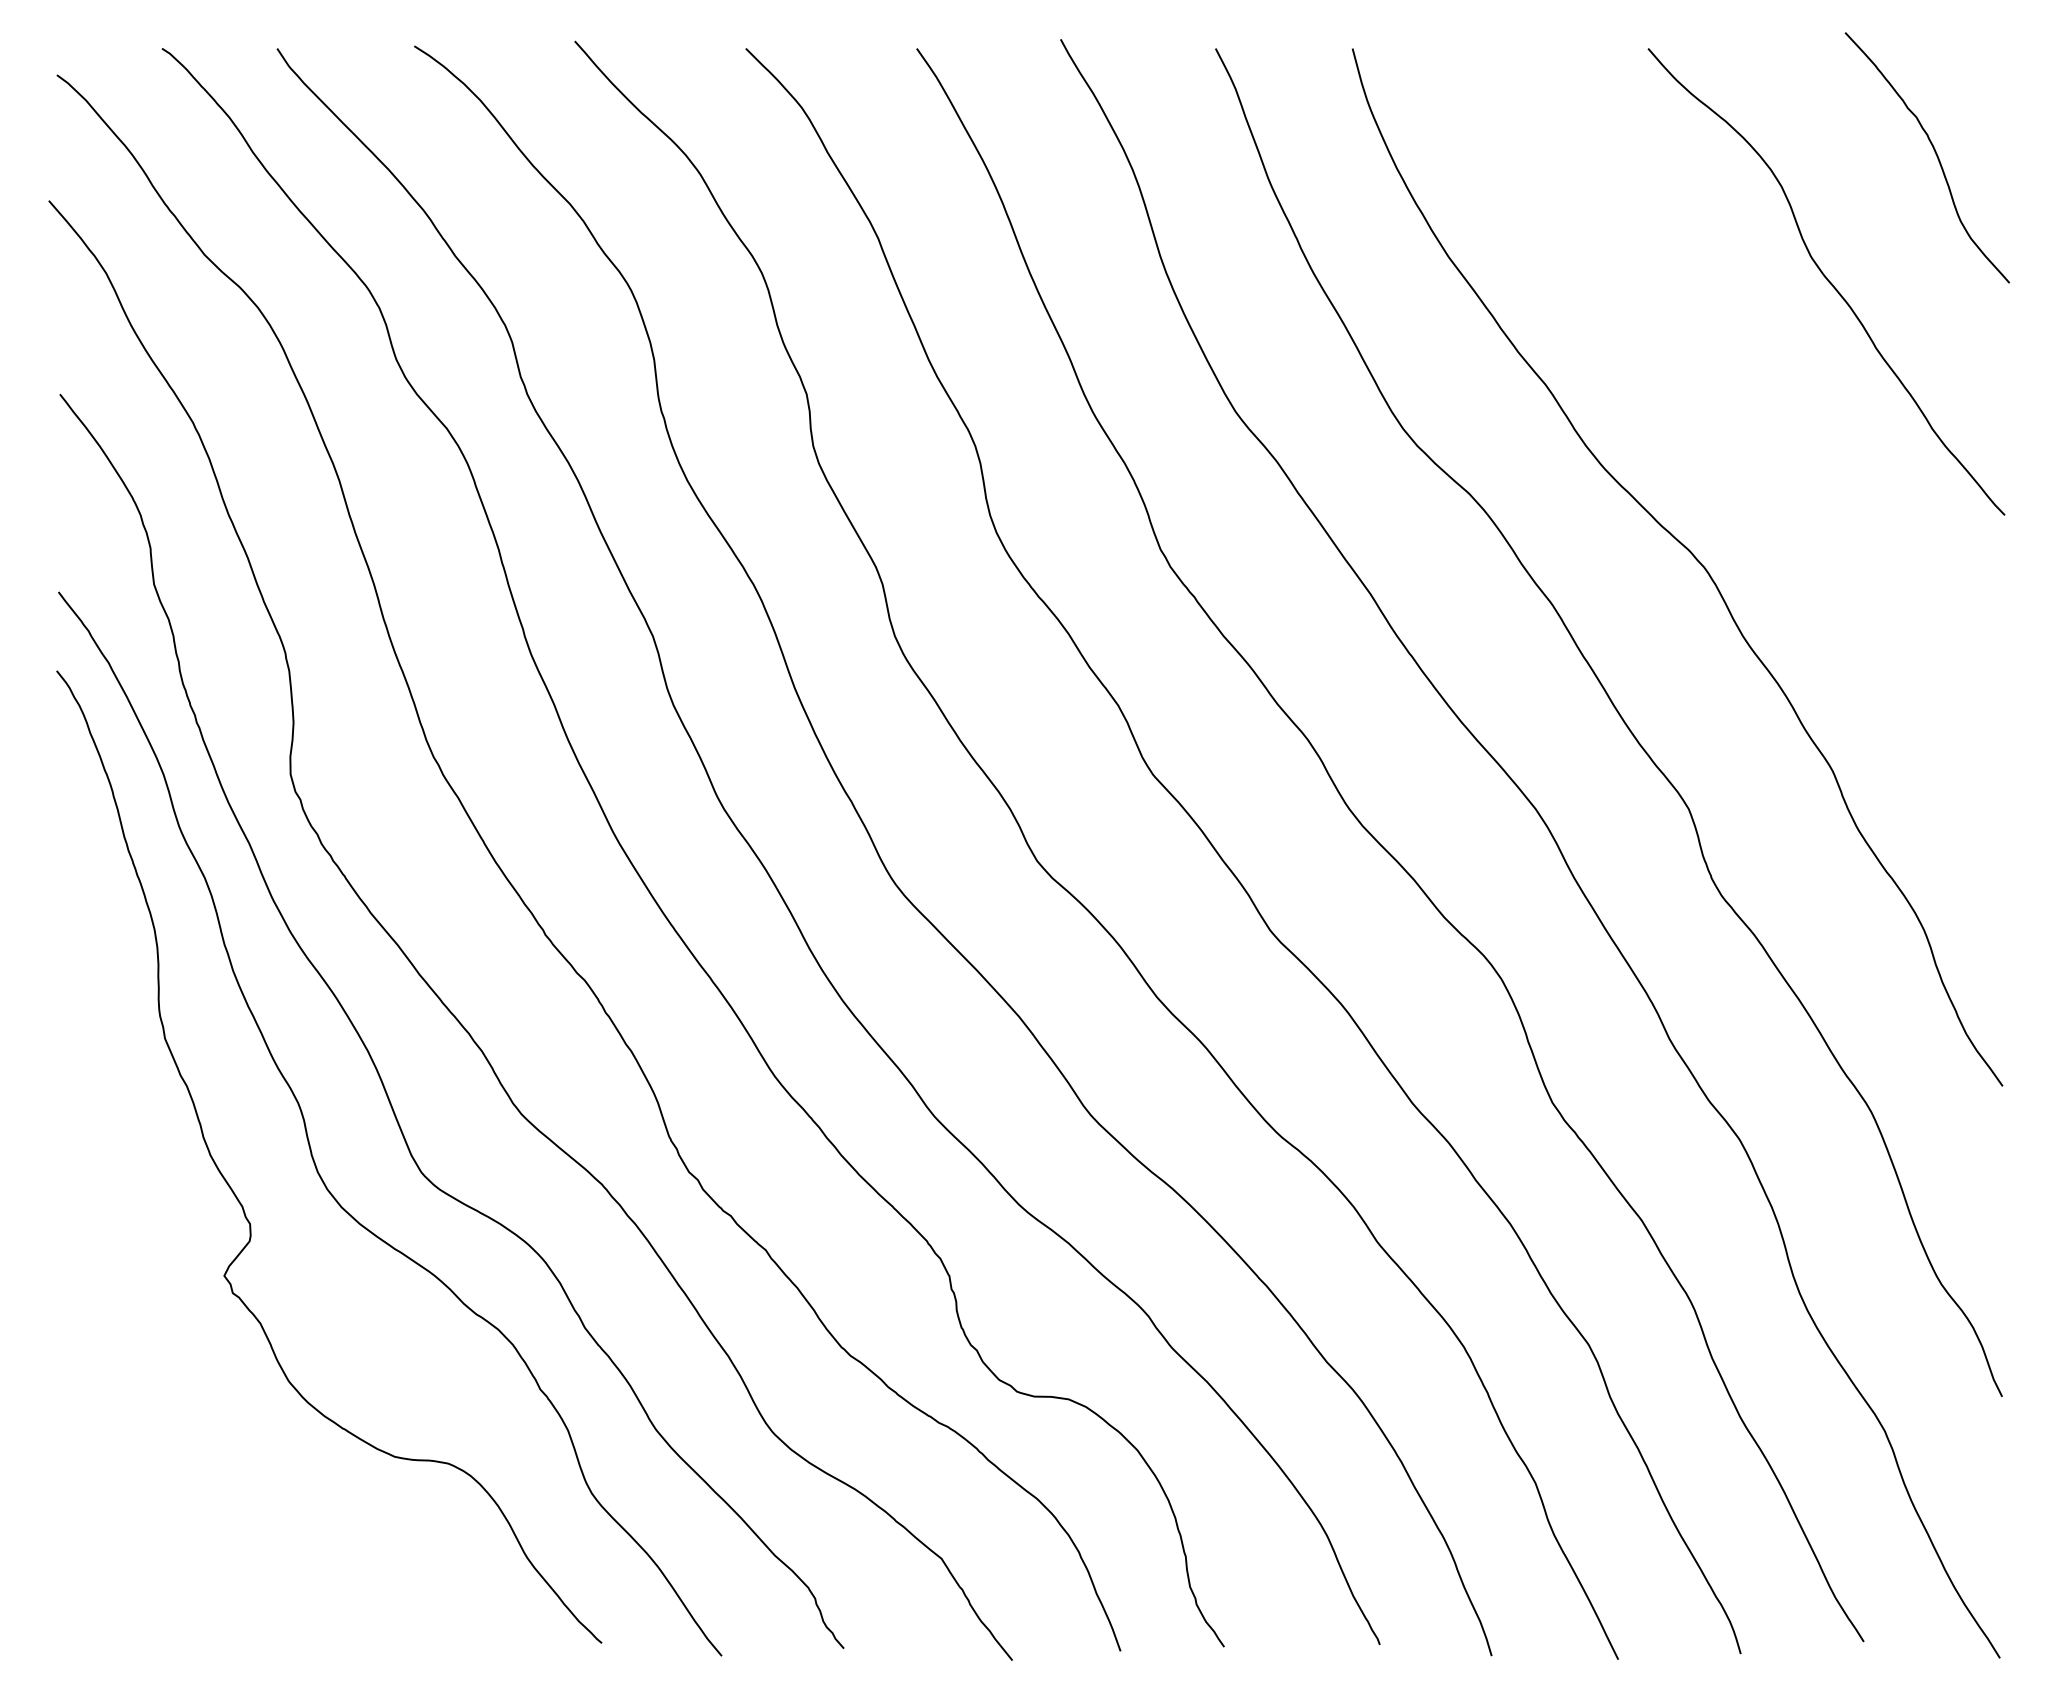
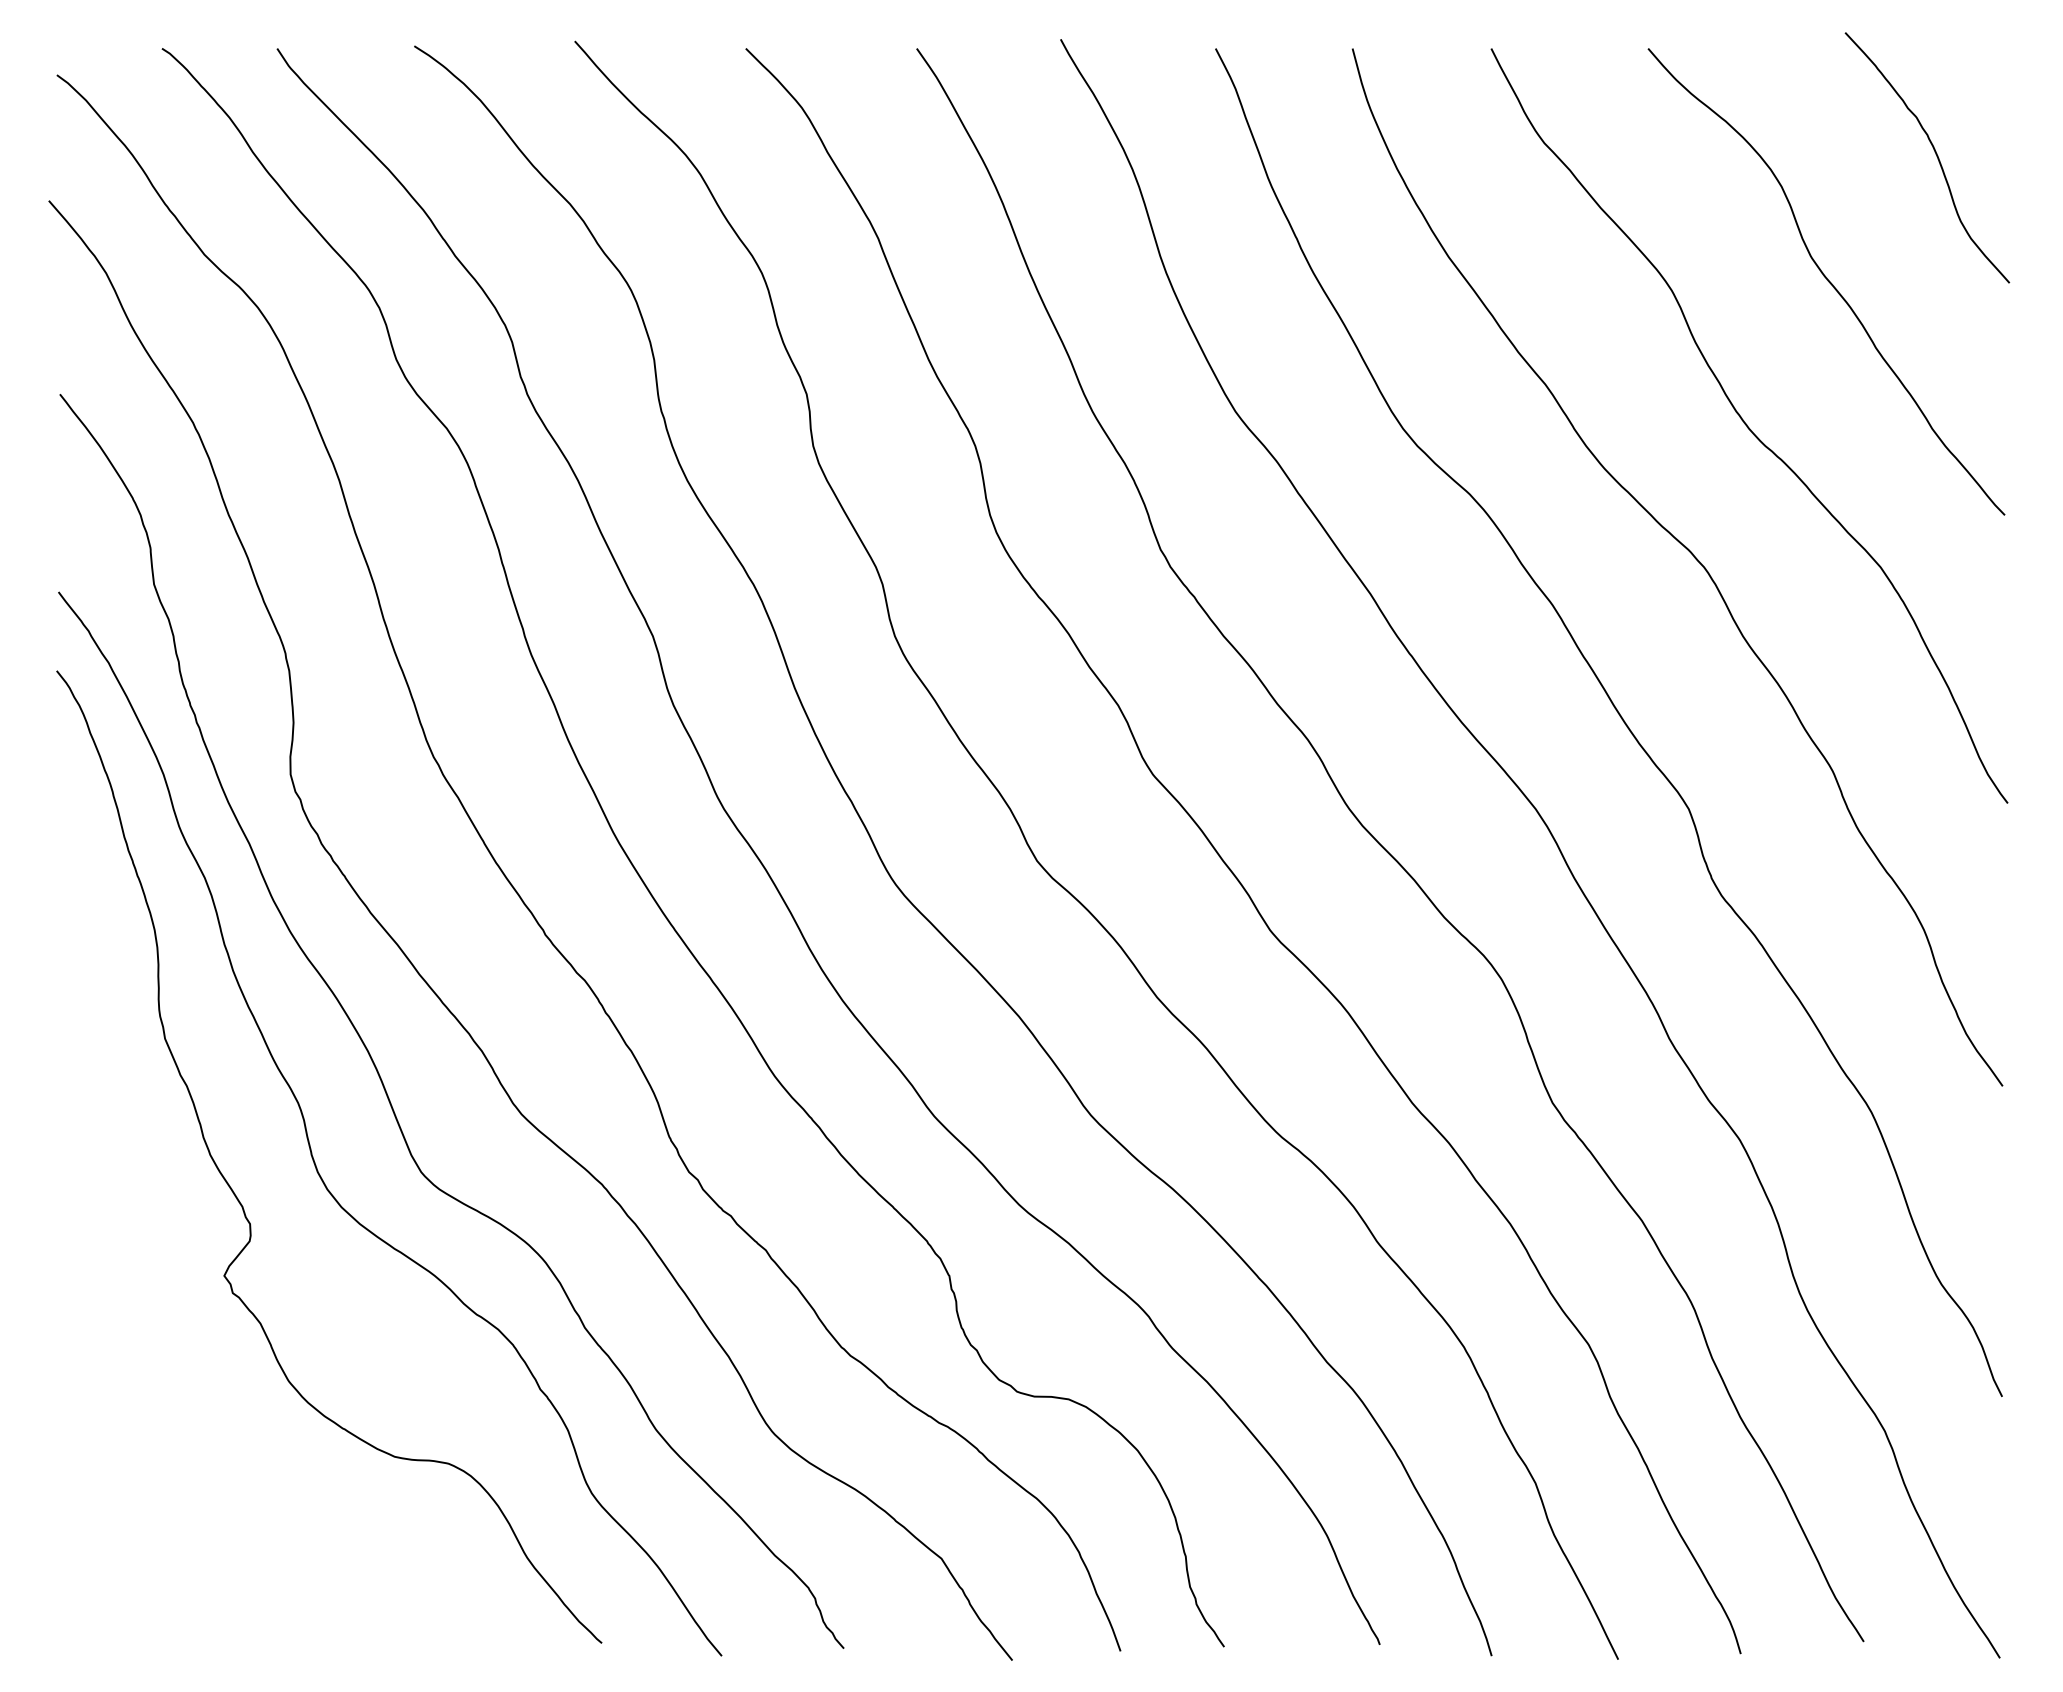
curve: none -> present (1748, 426)
